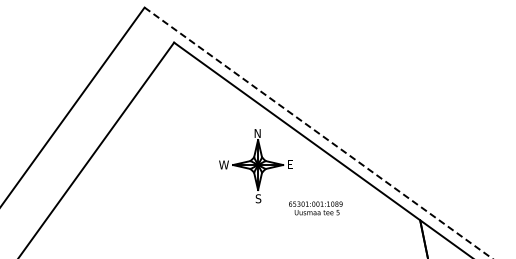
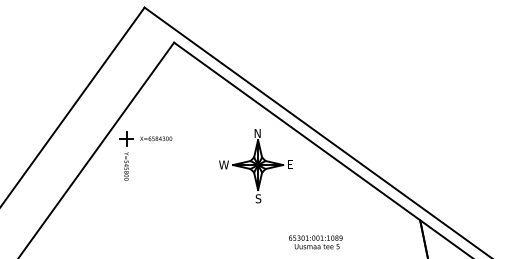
line: dashed -> solid (318, 133)
part: none -> present (143, 140)
text position: (315, 208) -> (315, 242) (315, 242)
